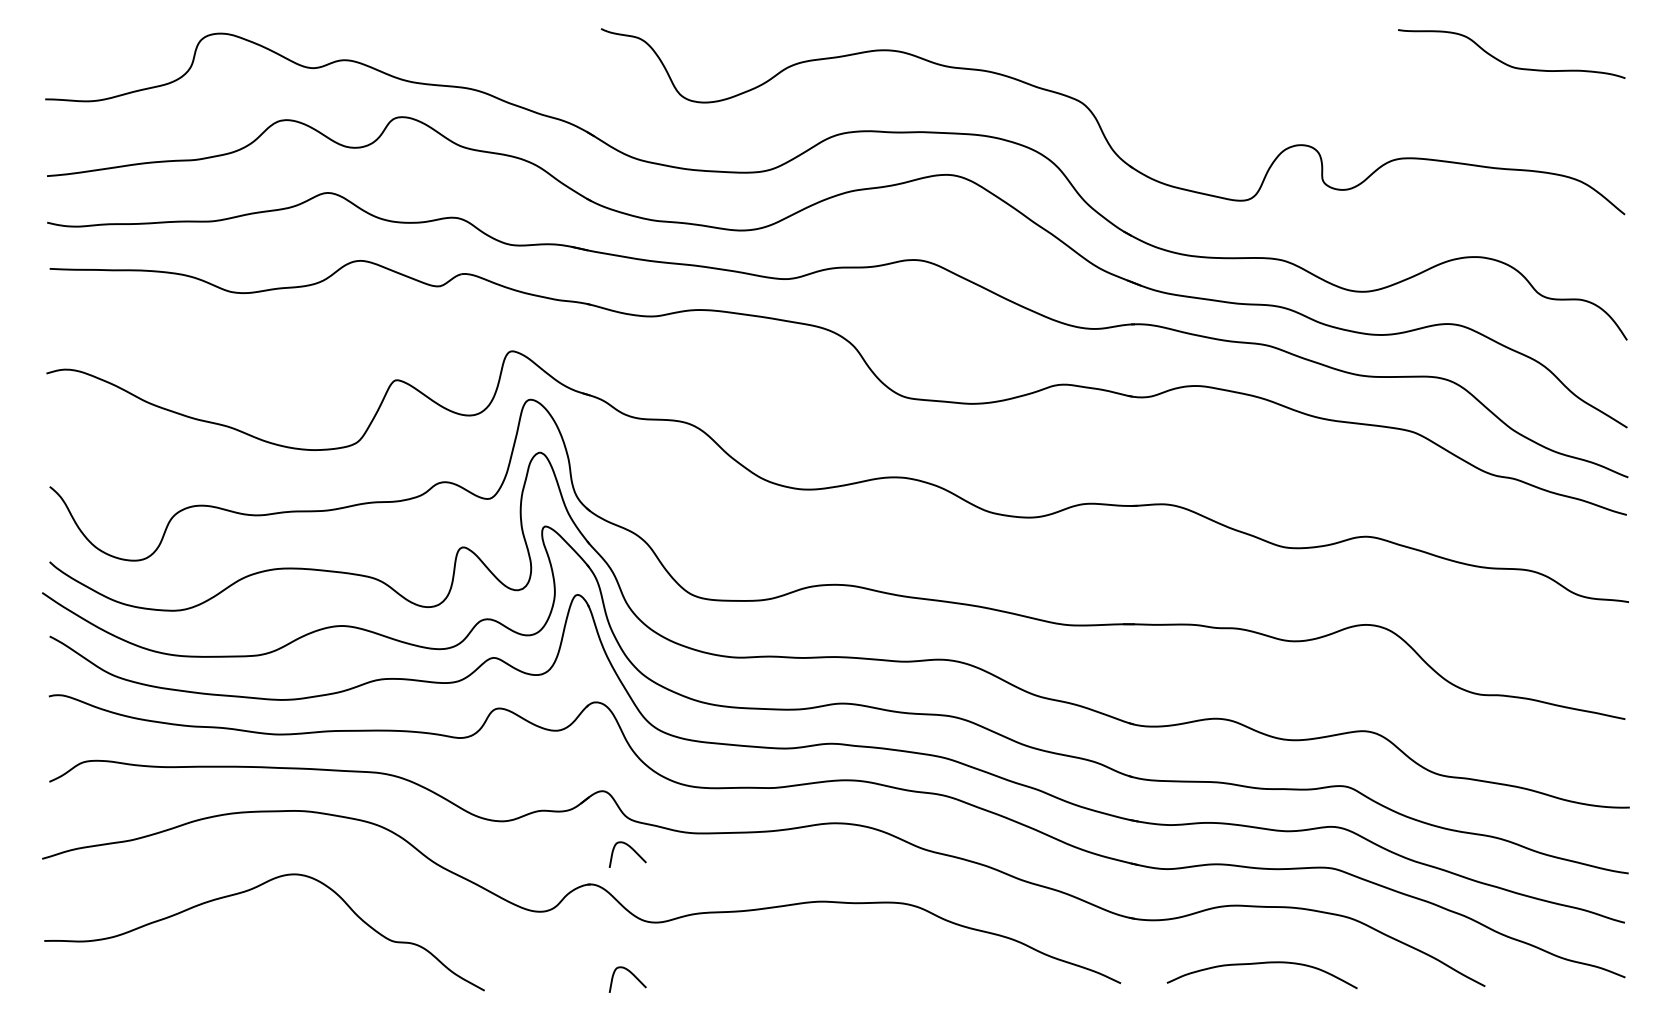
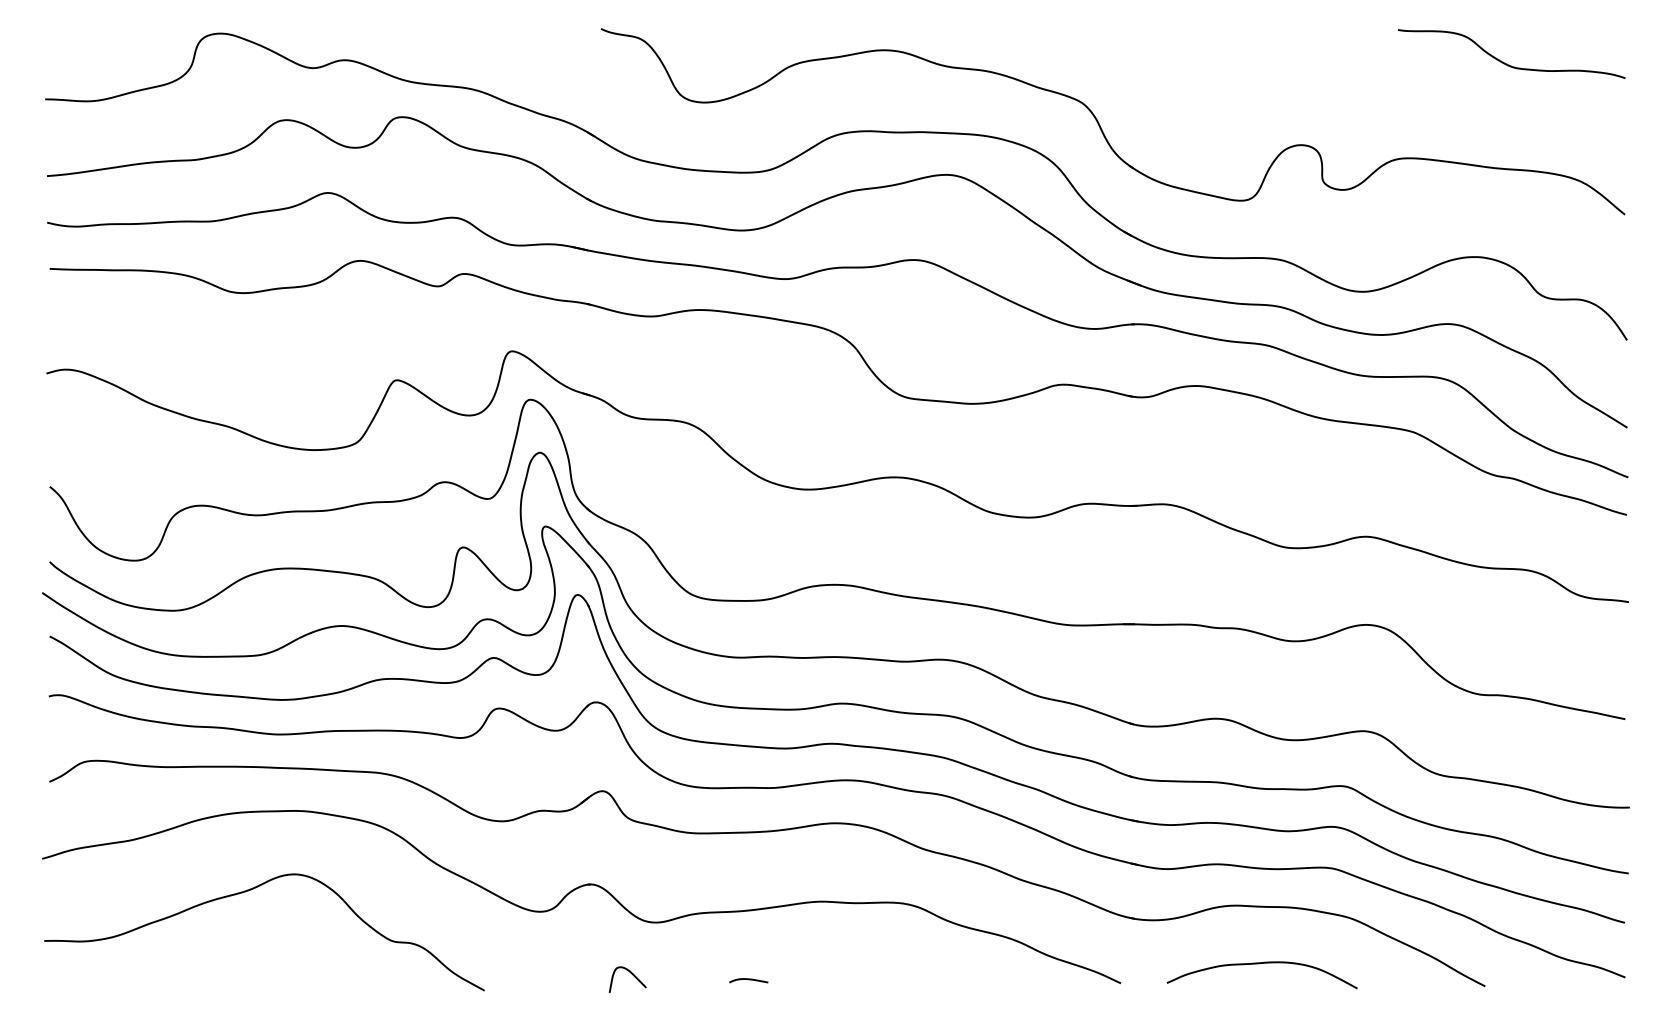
curve: present -> none (631, 849)
curve: none -> present (748, 980)
